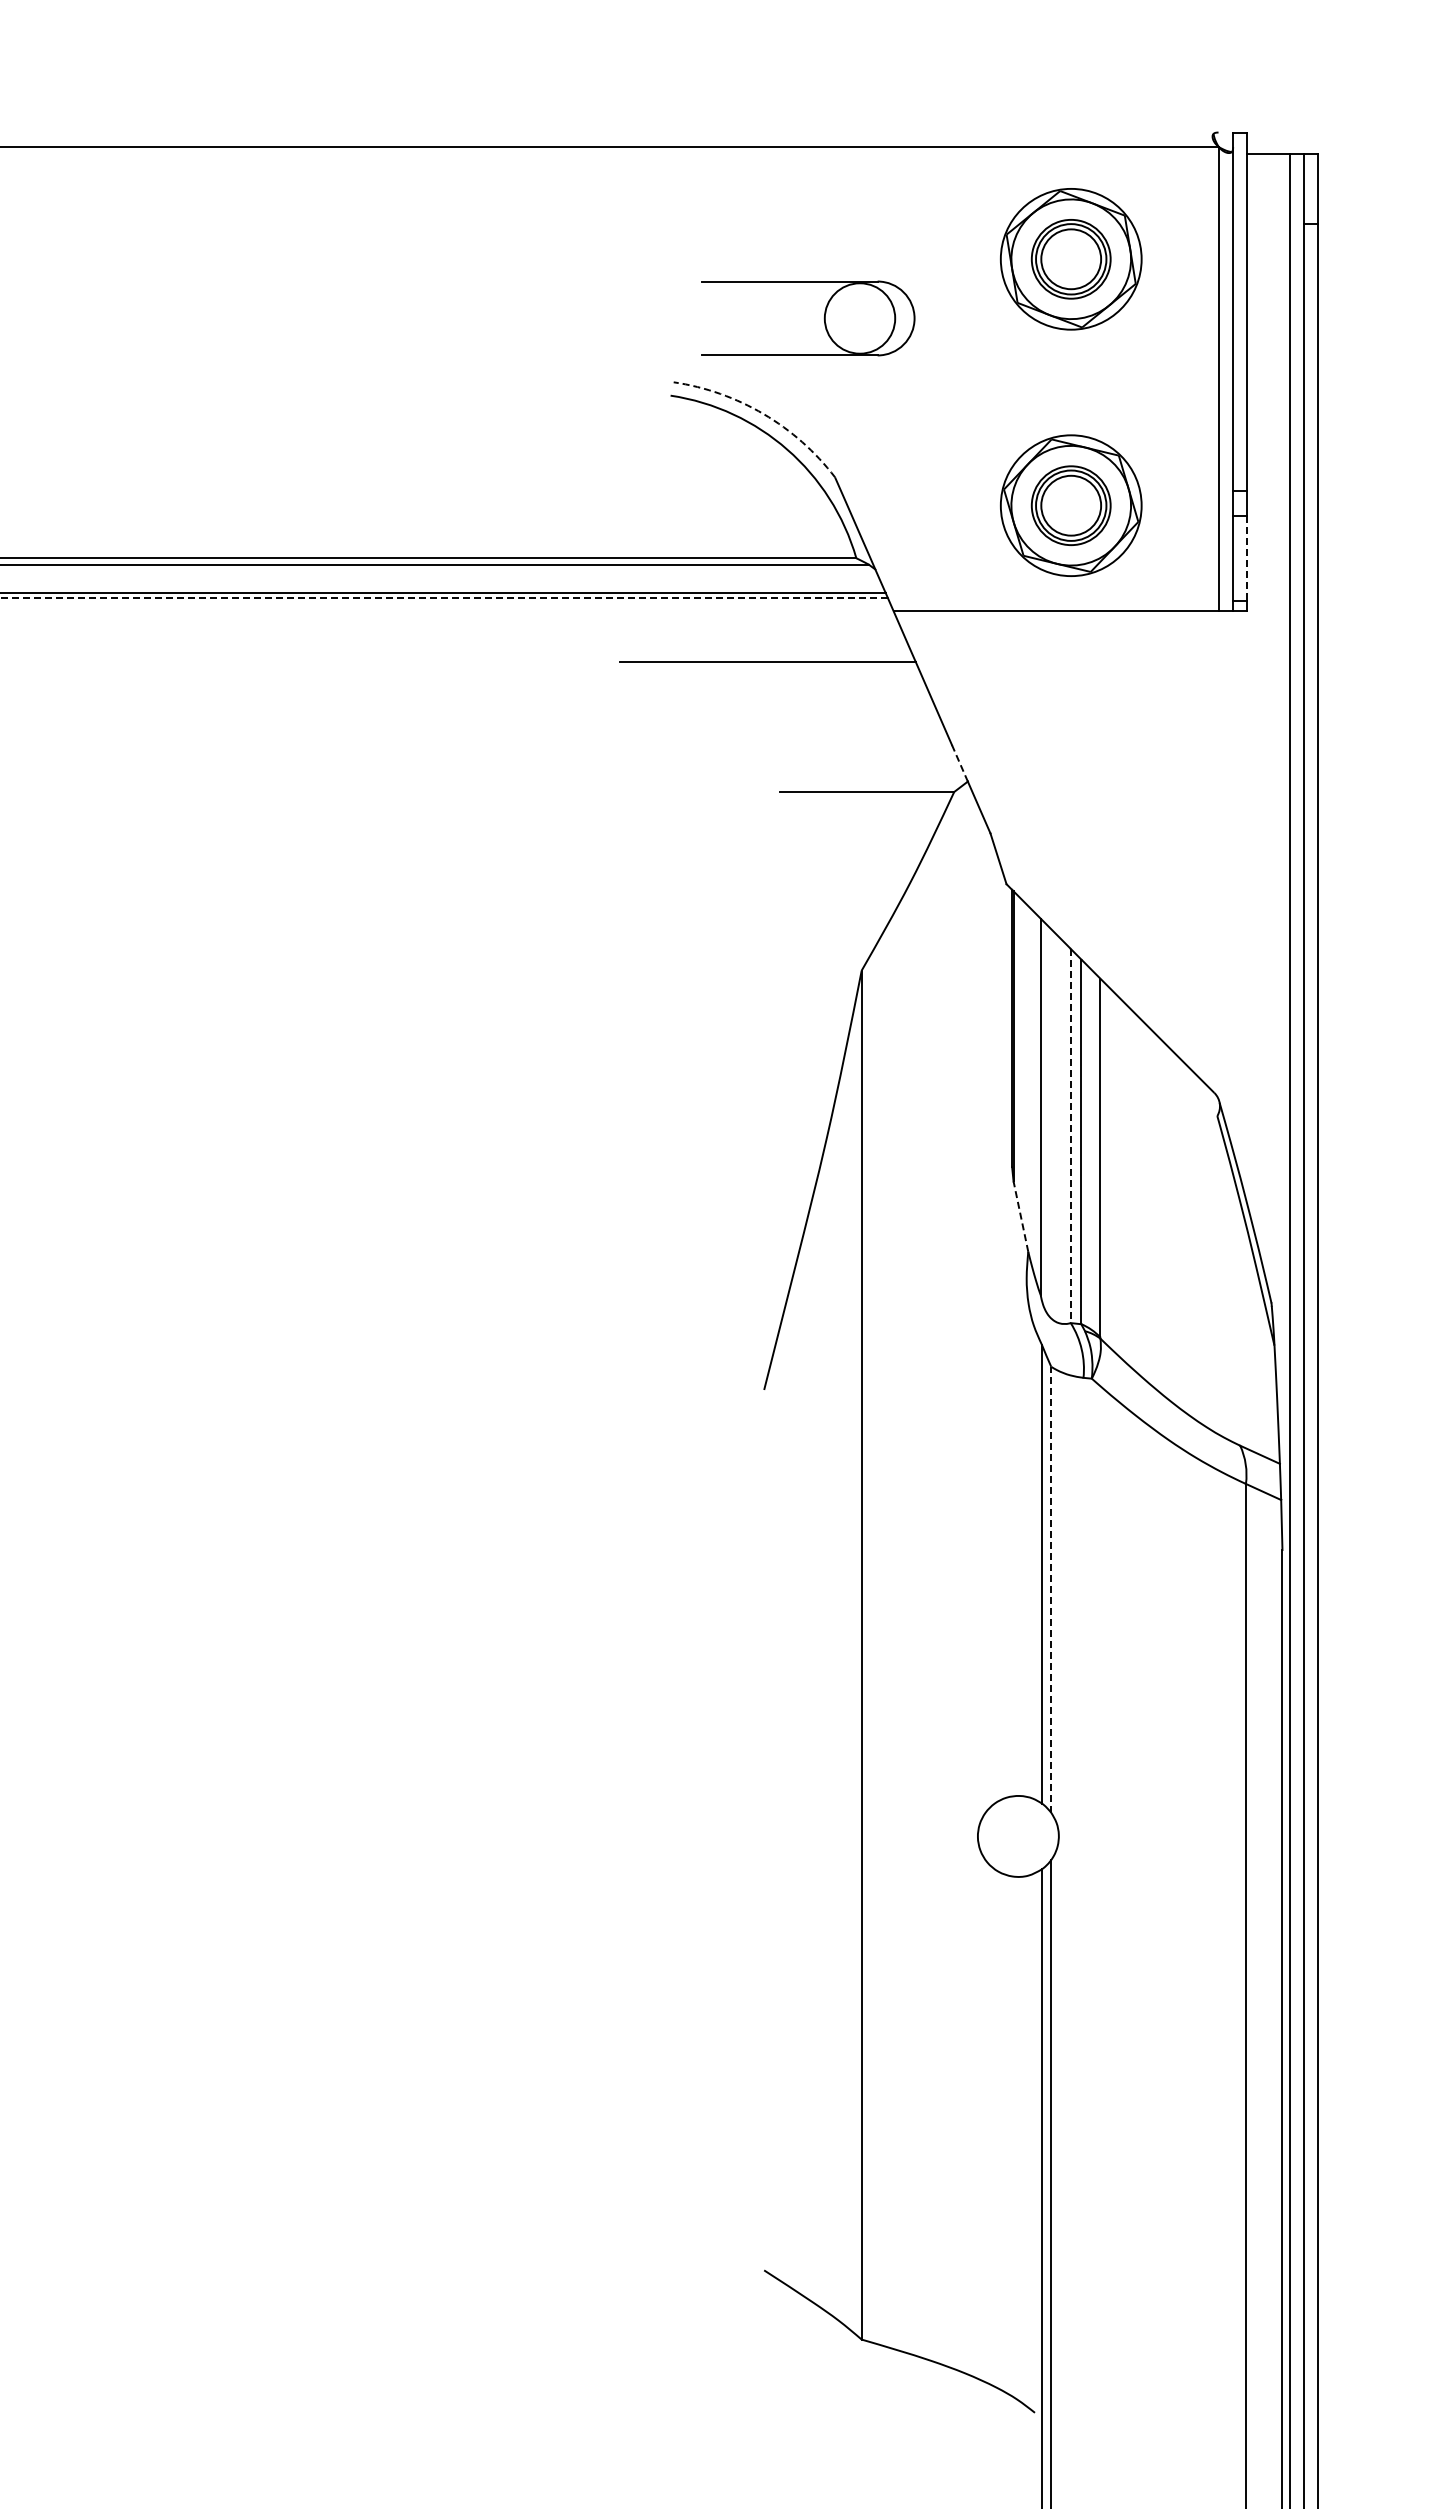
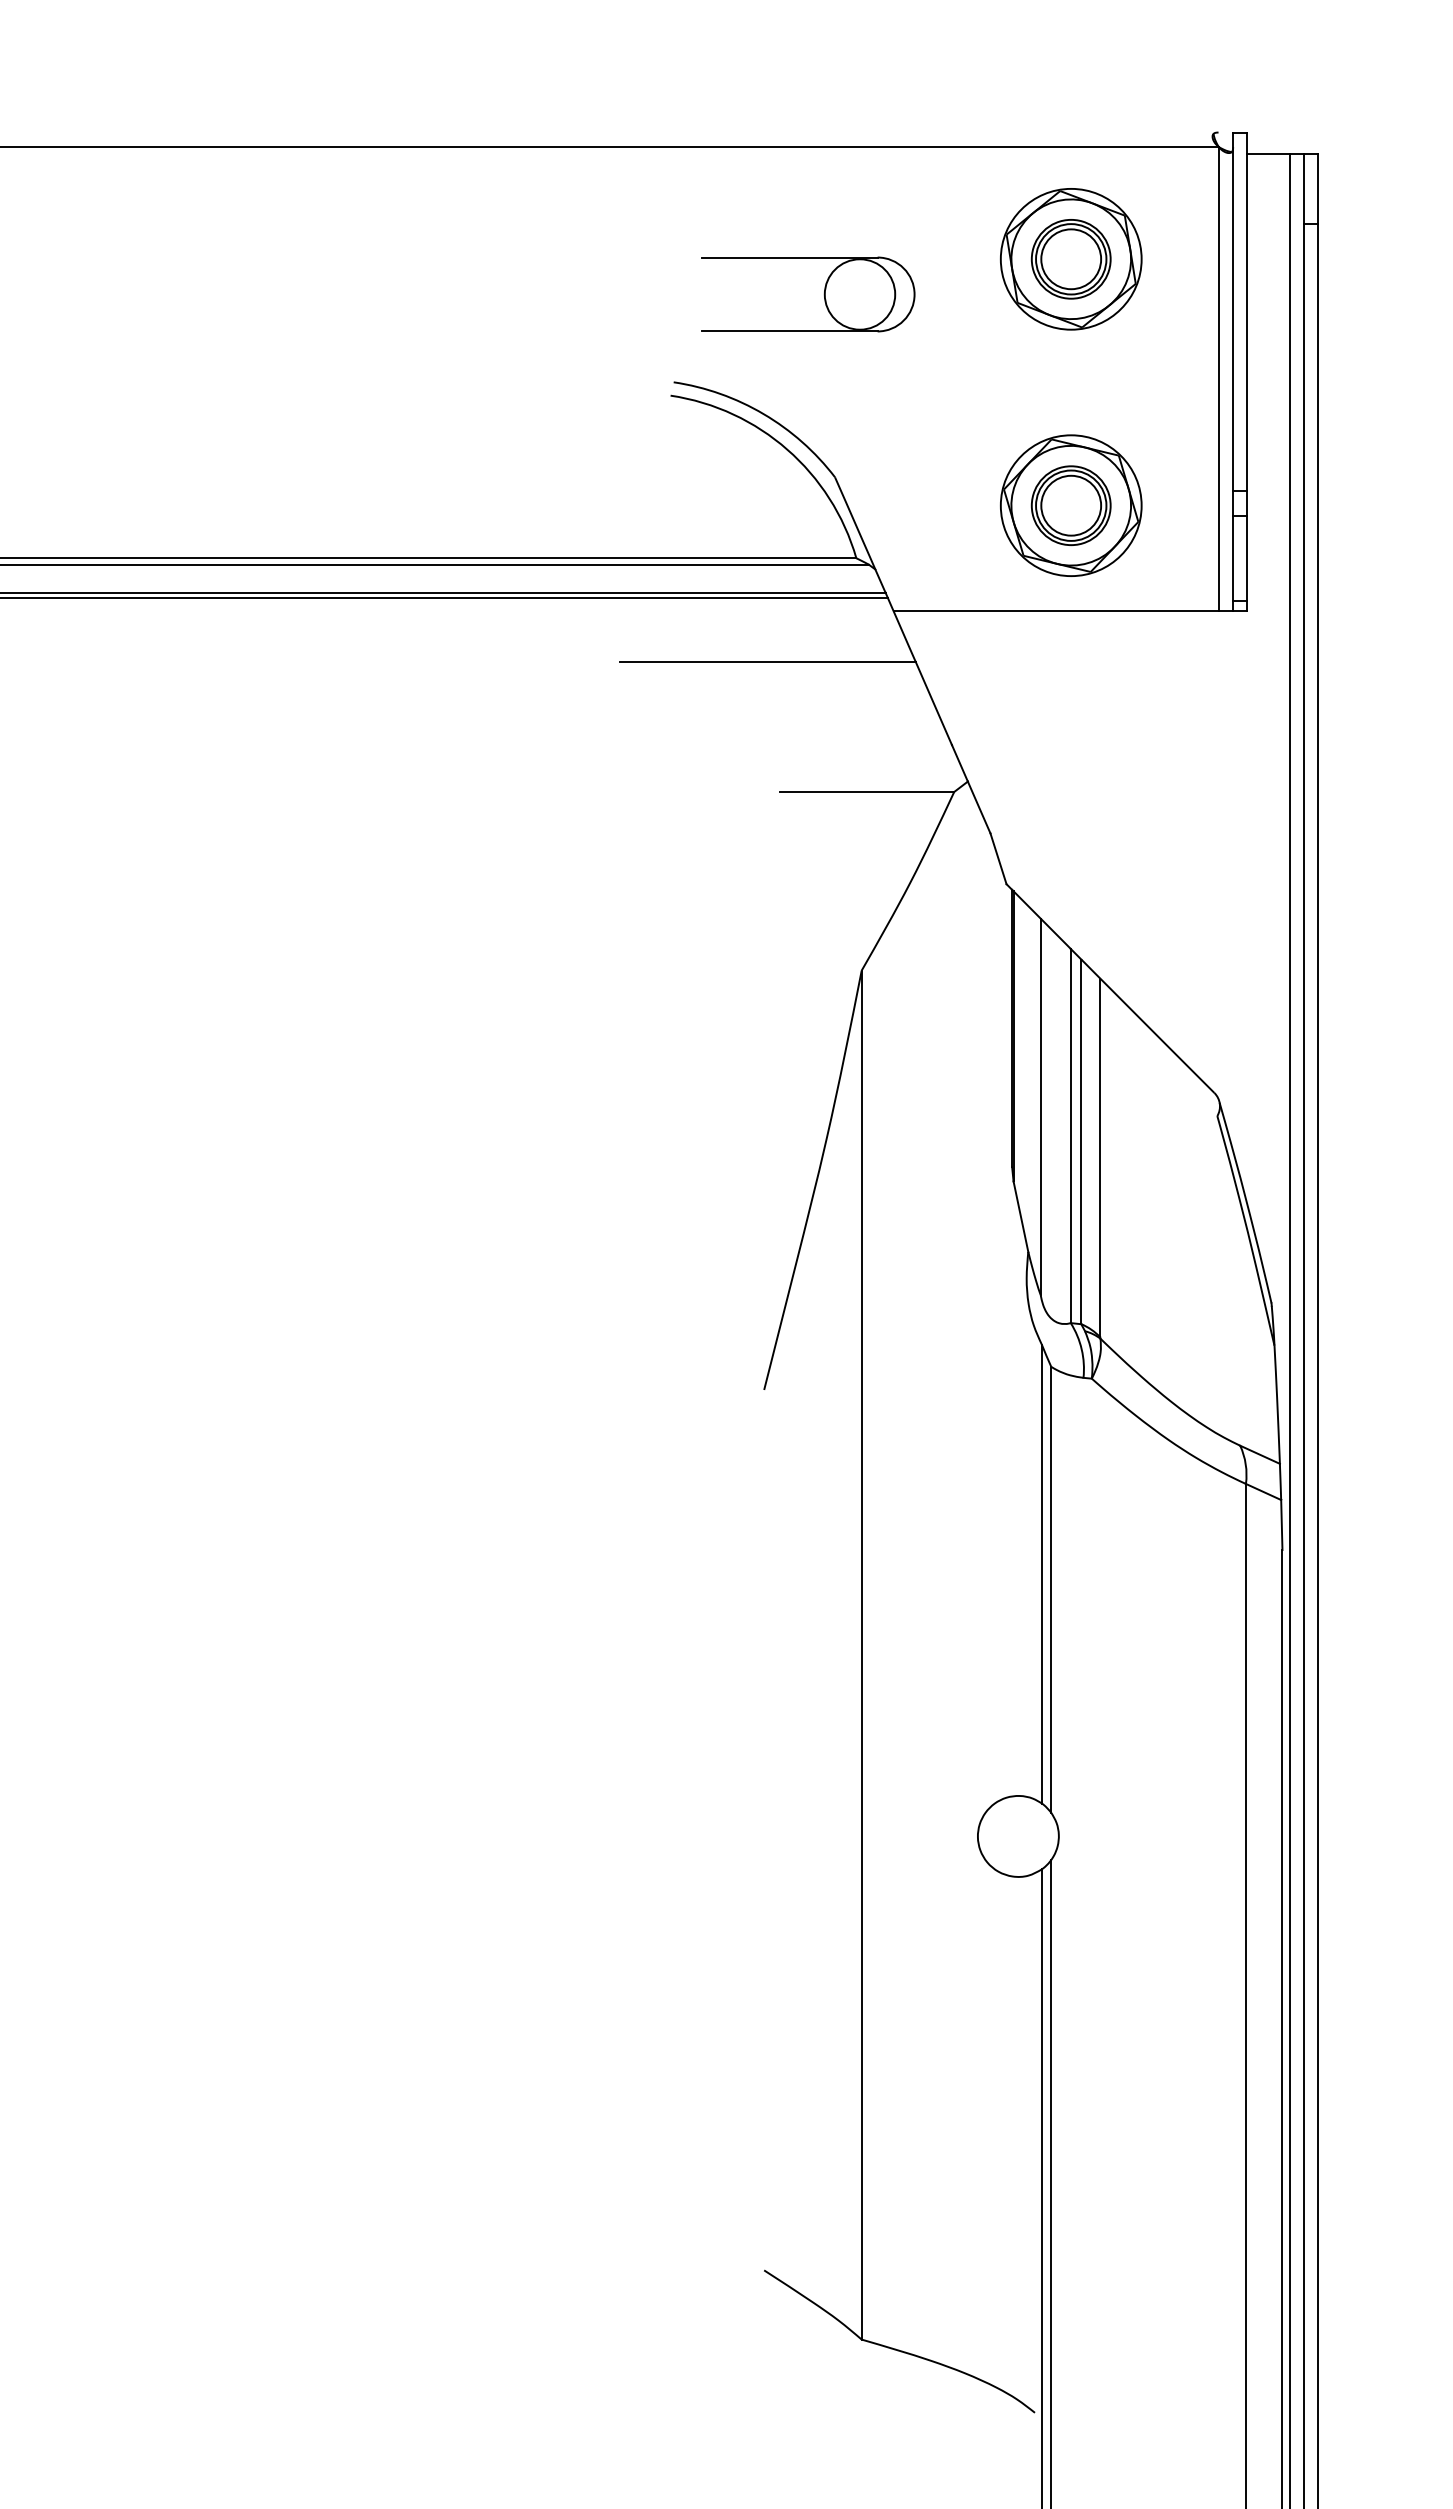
part position: (823, 318) -> (823, 294) (823, 294)
arc: dashed -> solid (763, 414)
line: dashed -> solid (1247, 559)
line: dashed -> solid (443, 597)
line: dashed -> solid (959, 763)
line: dashed -> solid (1070, 1136)
line: dashed -> solid (1020, 1216)
line: dashed -> solid (1051, 1589)
